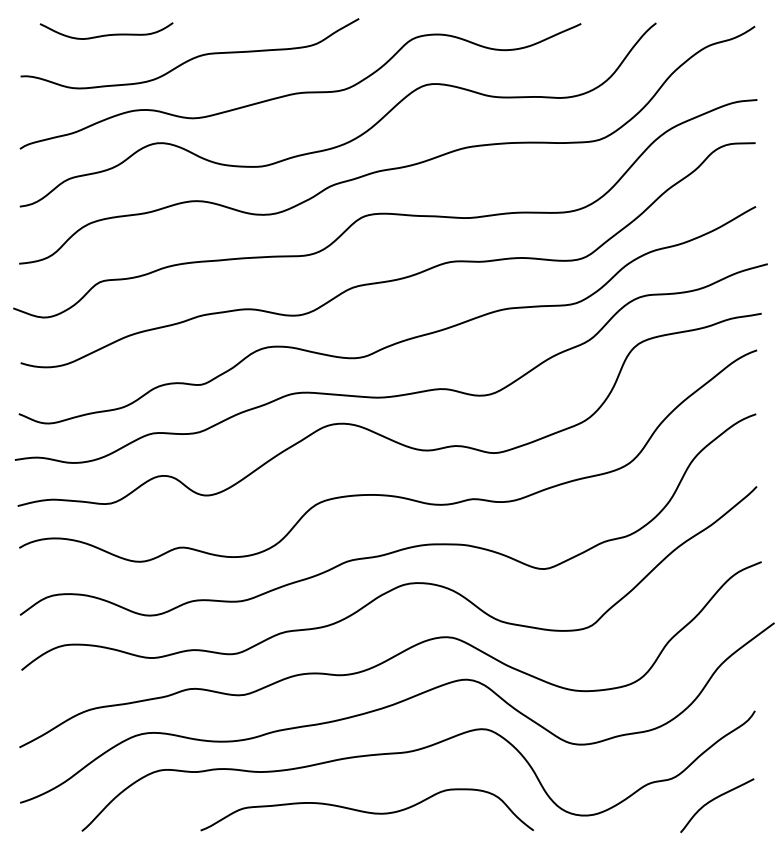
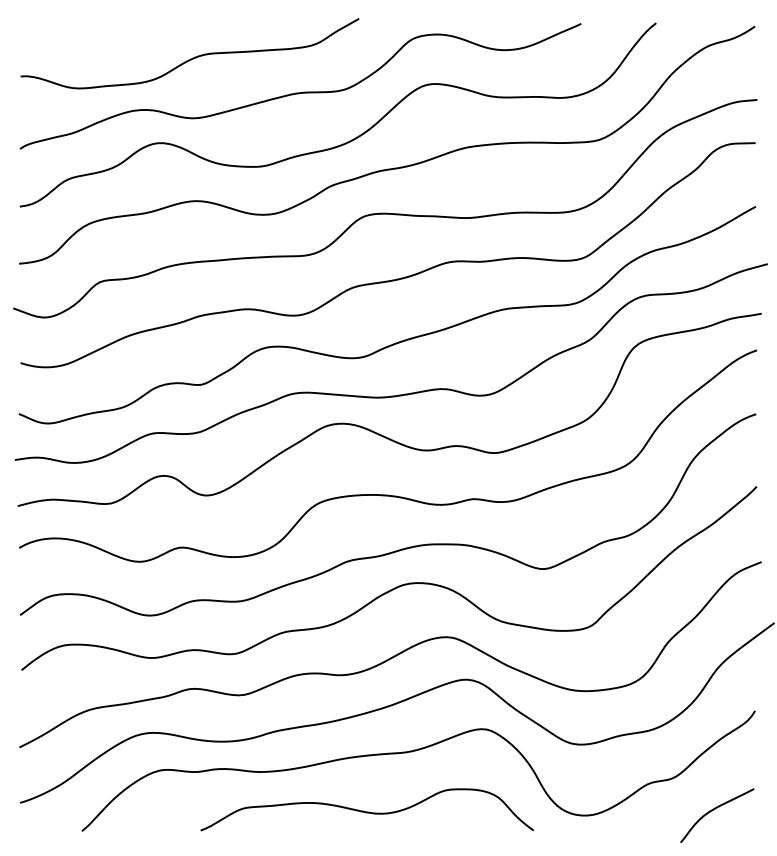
curve: present -> none (106, 34)
curve position: (715, 799) -> (715, 809) (715, 809)
